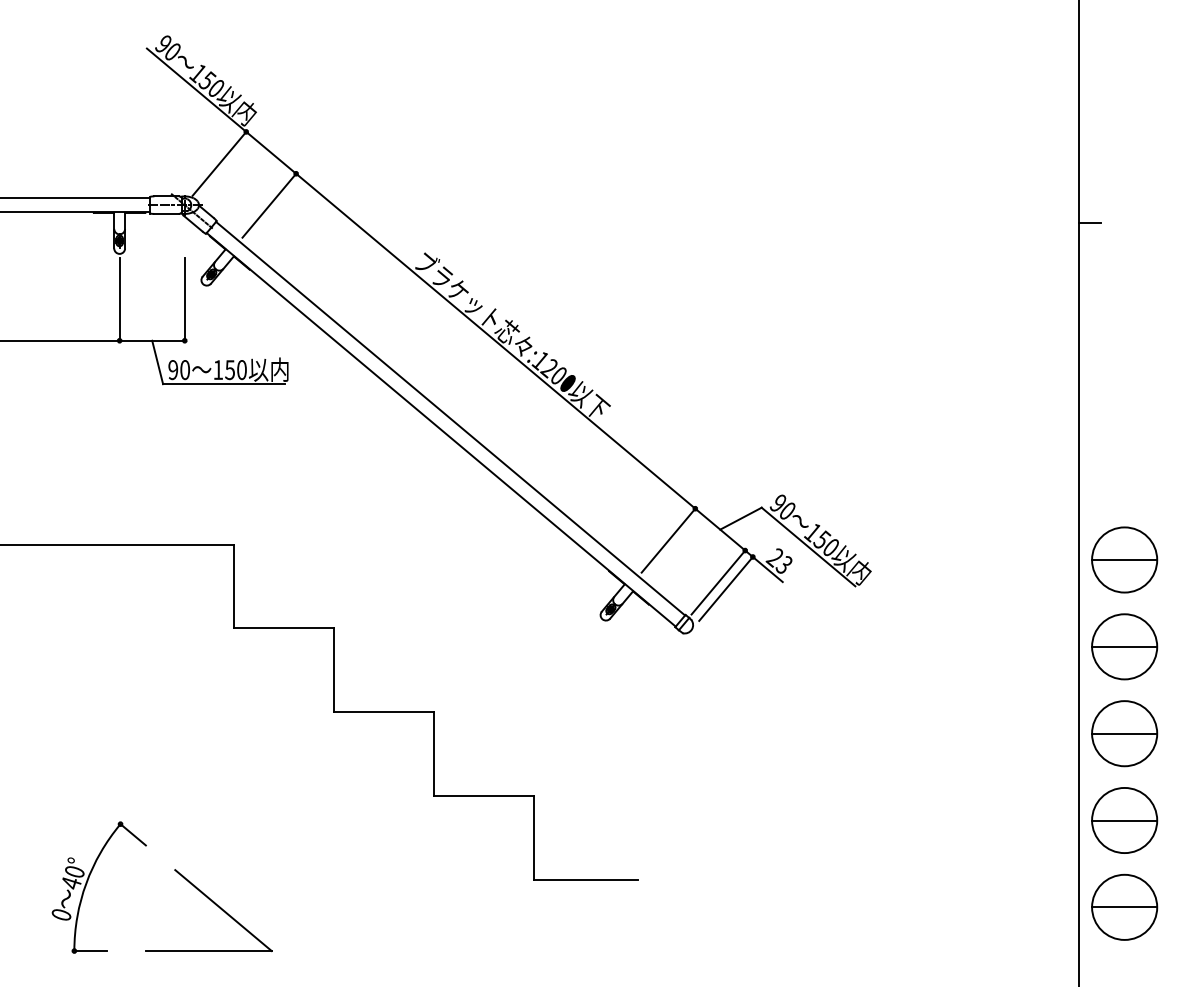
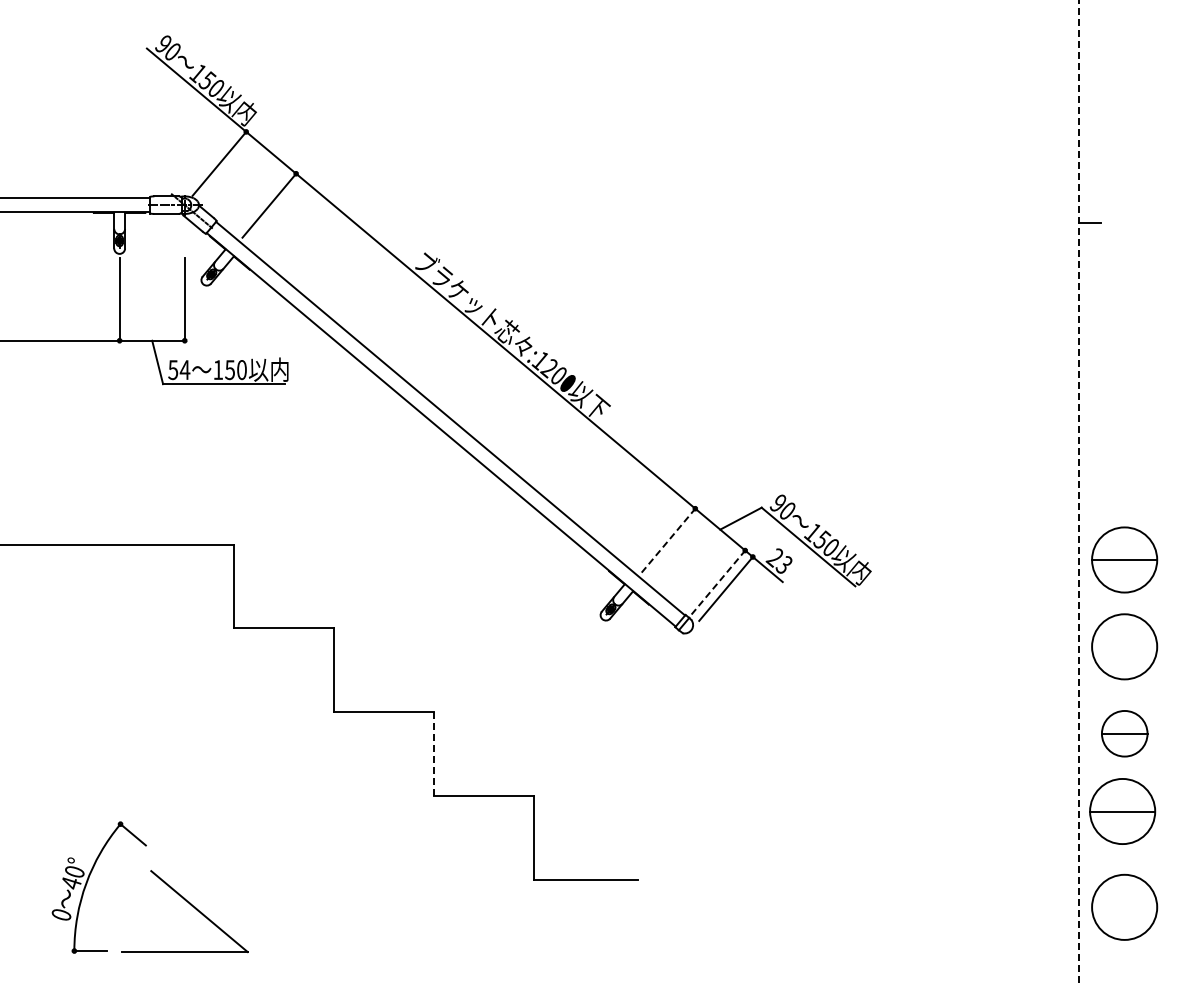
text: 90 -> 54 (179, 370)
line: solid -> dashed (1079, 493)
line: solid -> dashed (668, 540)
line: solid -> dashed (718, 582)
line: present -> none (1124, 646)
part size: 68x68 px -> 48x48 px (1124, 733)
line: solid -> dashed (434, 754)
part position: (1124, 820) -> (1122, 811) (1122, 811)
part position: (214, 904) -> (190, 905) (190, 905)
line: present -> none (1124, 907)
